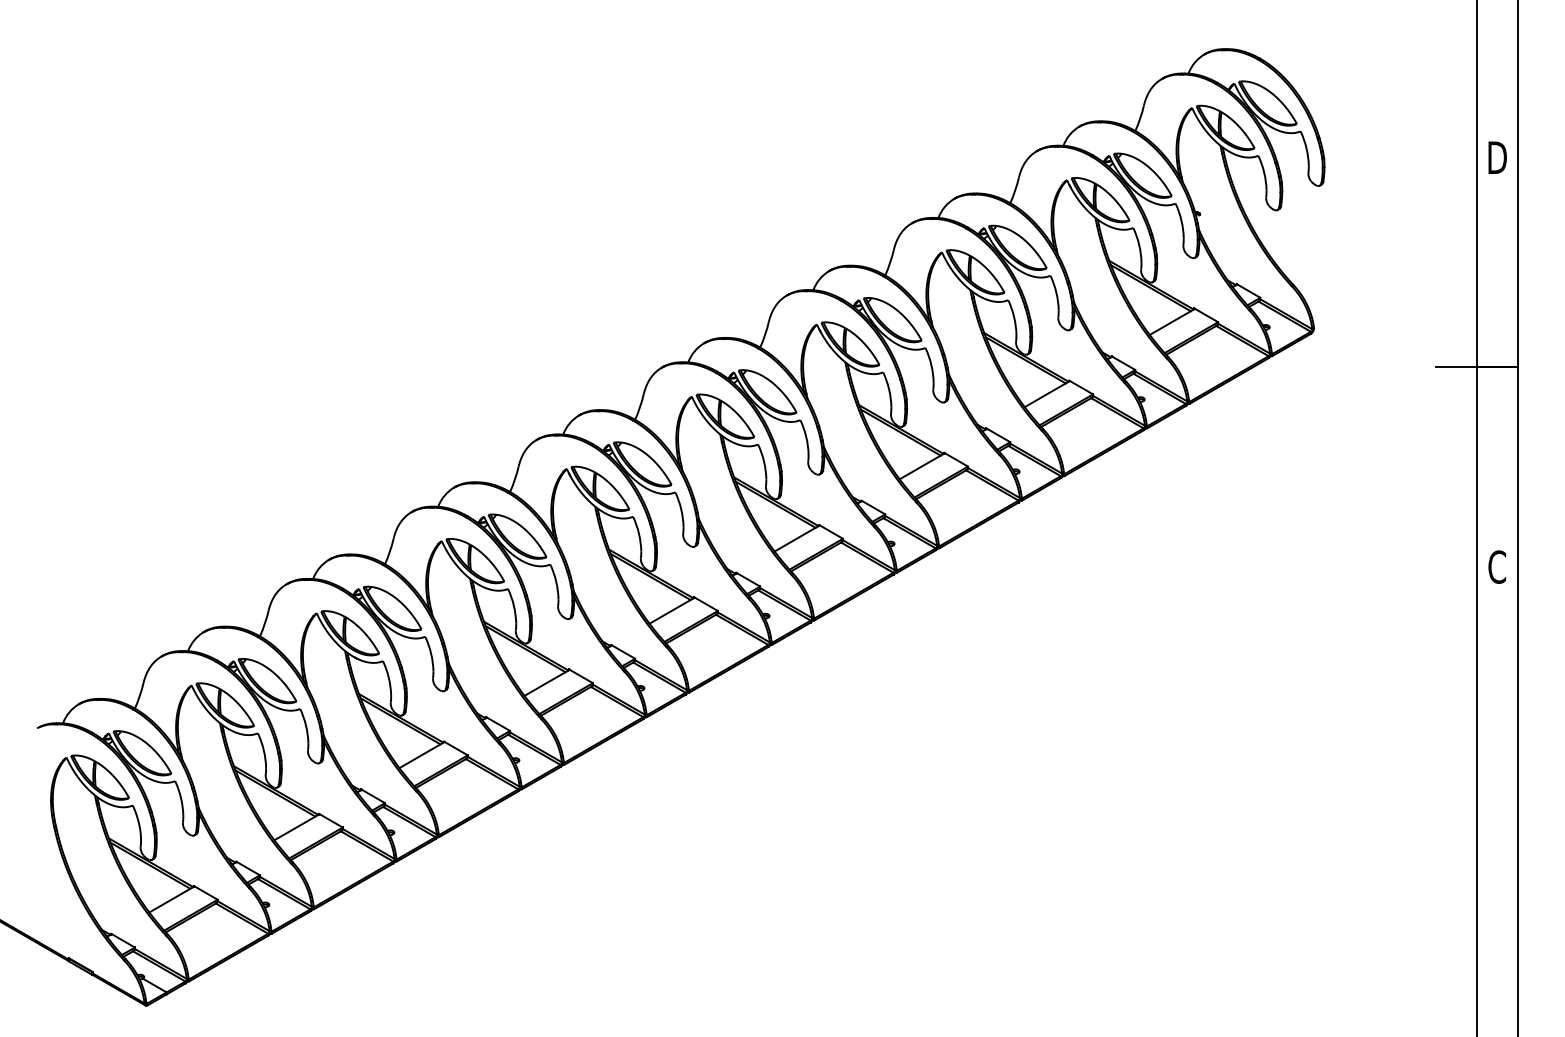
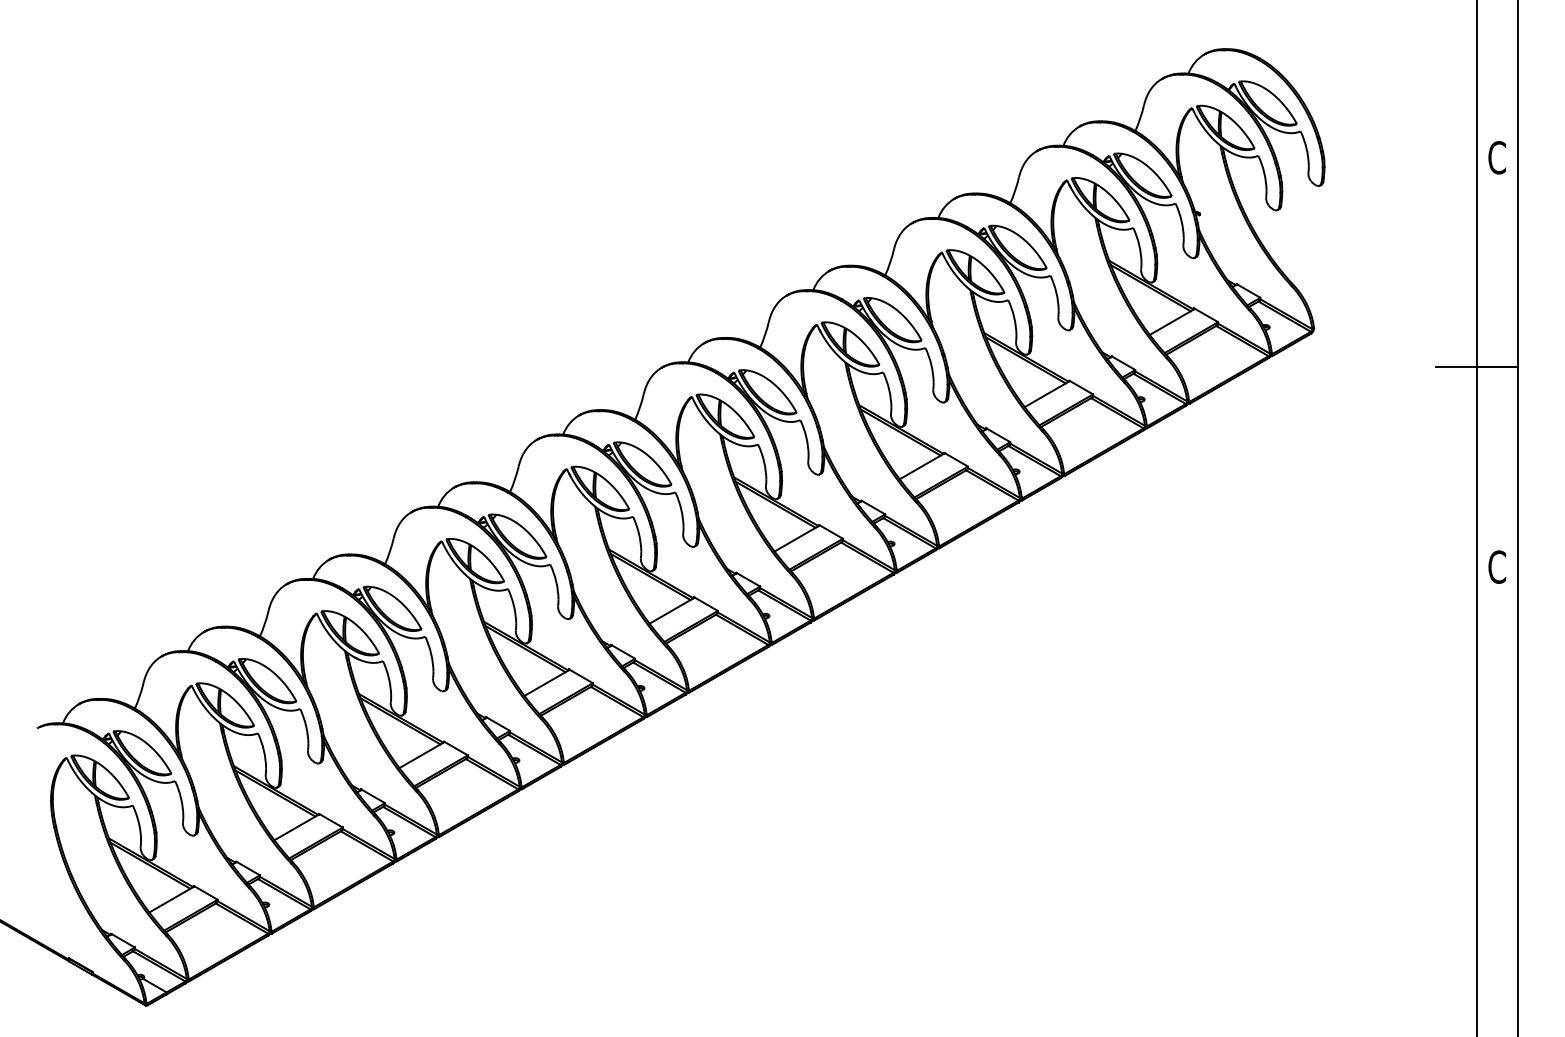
text: D -> C (1497, 157)
